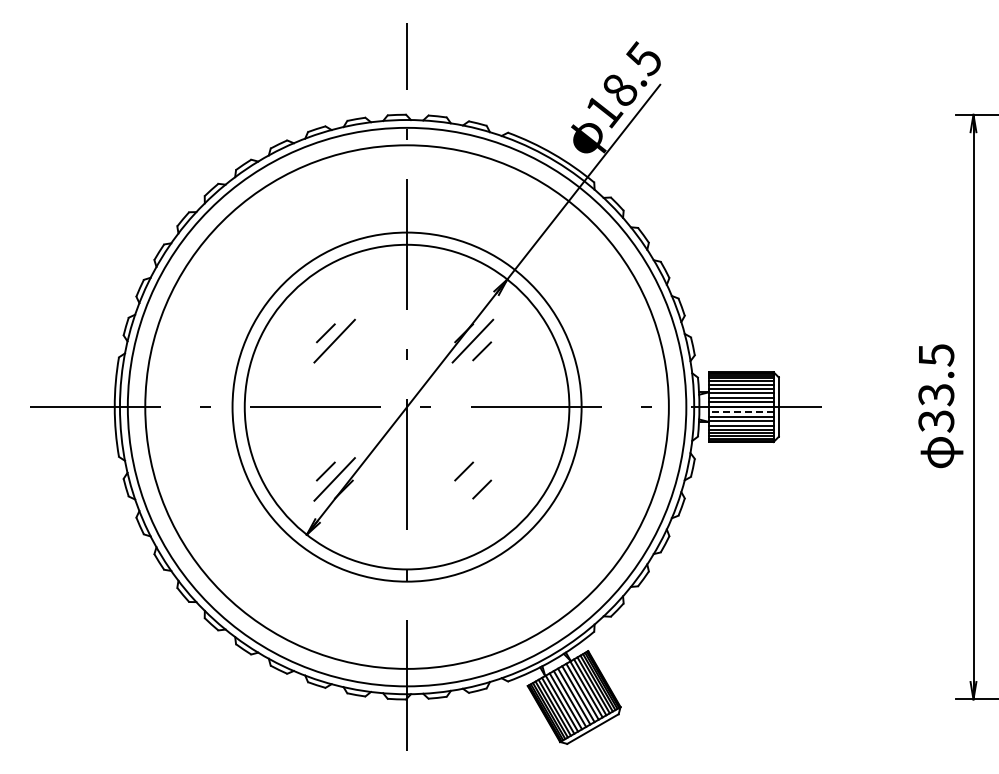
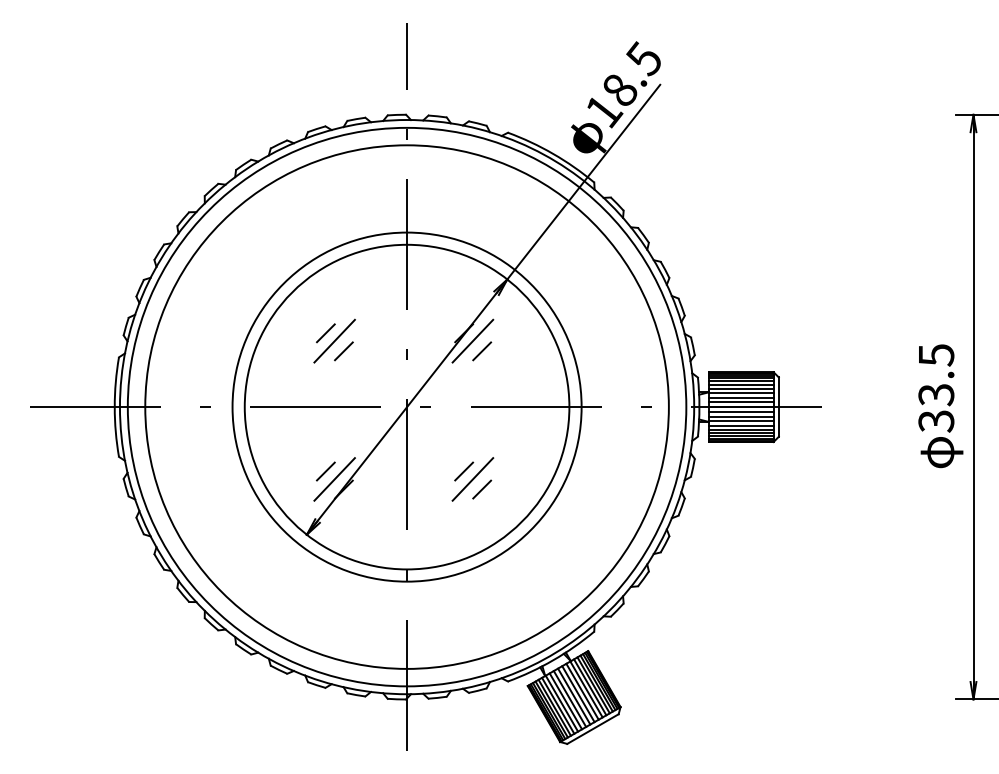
line: none -> present (343, 351)
line: dashed -> solid (740, 411)
line: none -> present (472, 479)
